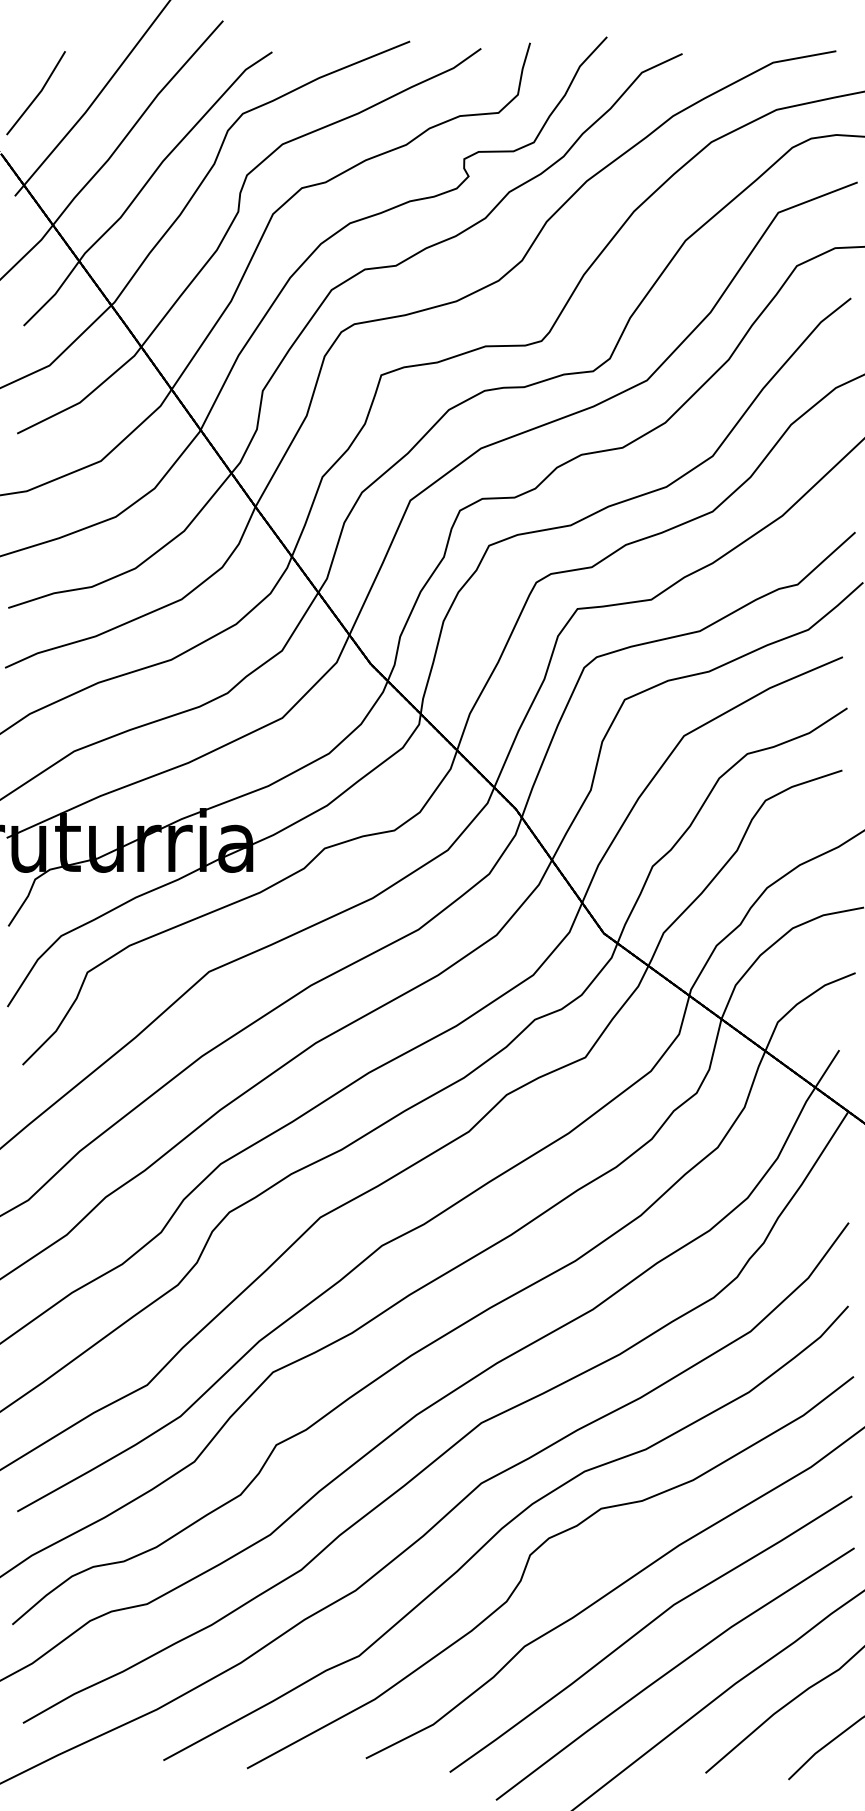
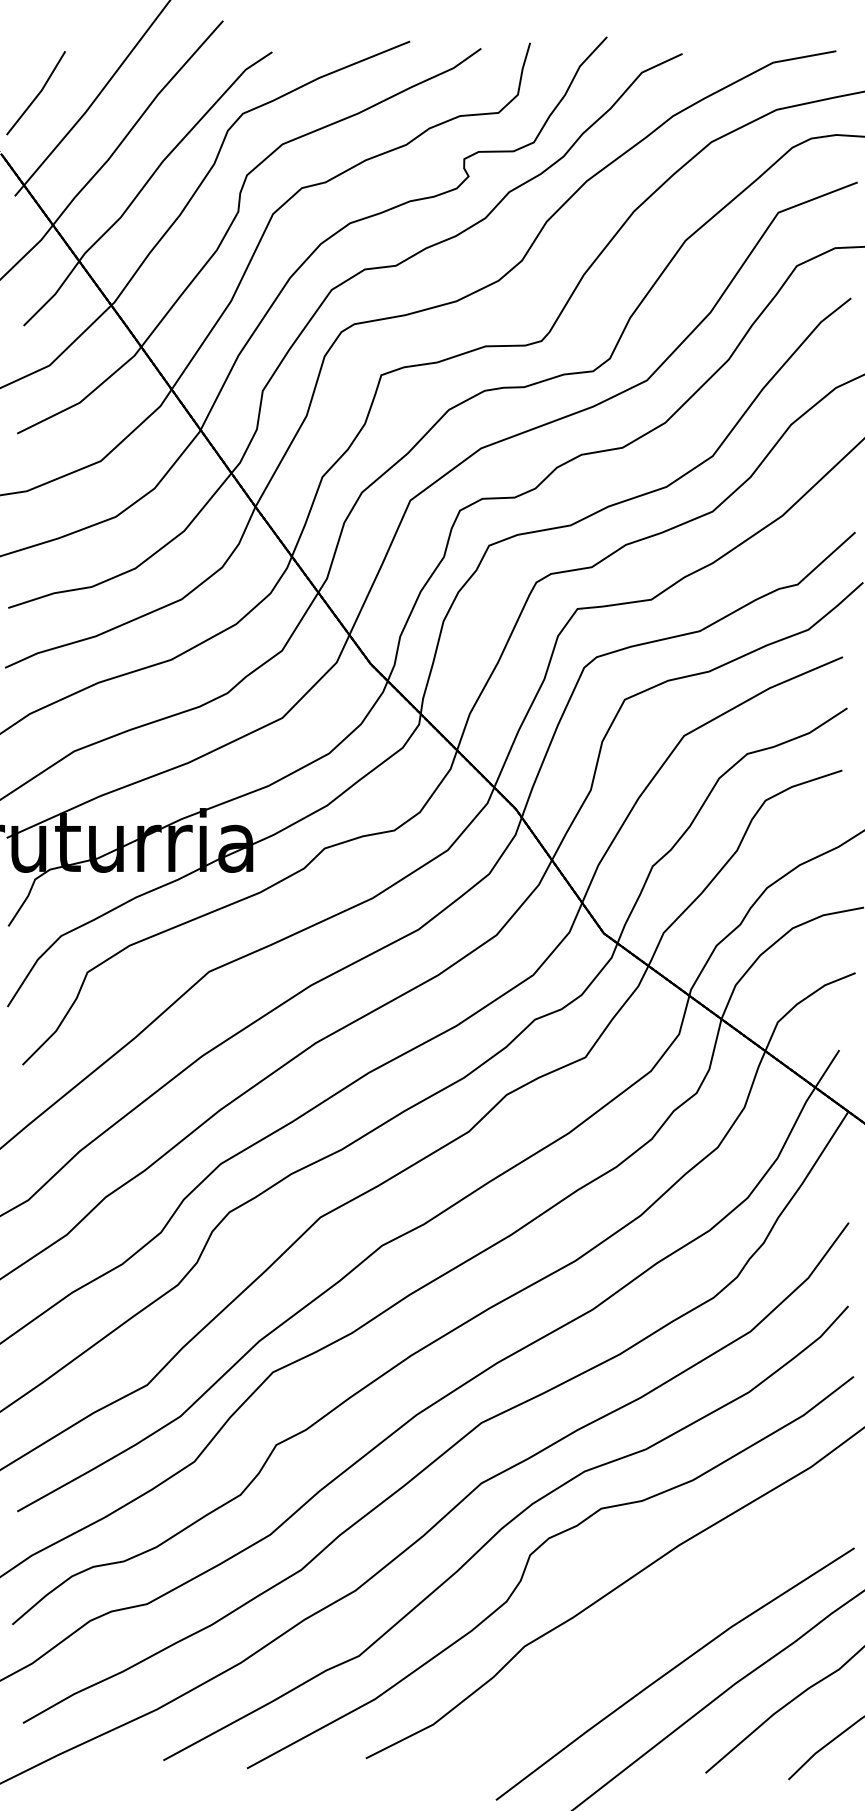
part: present -> none (645, 1628)
